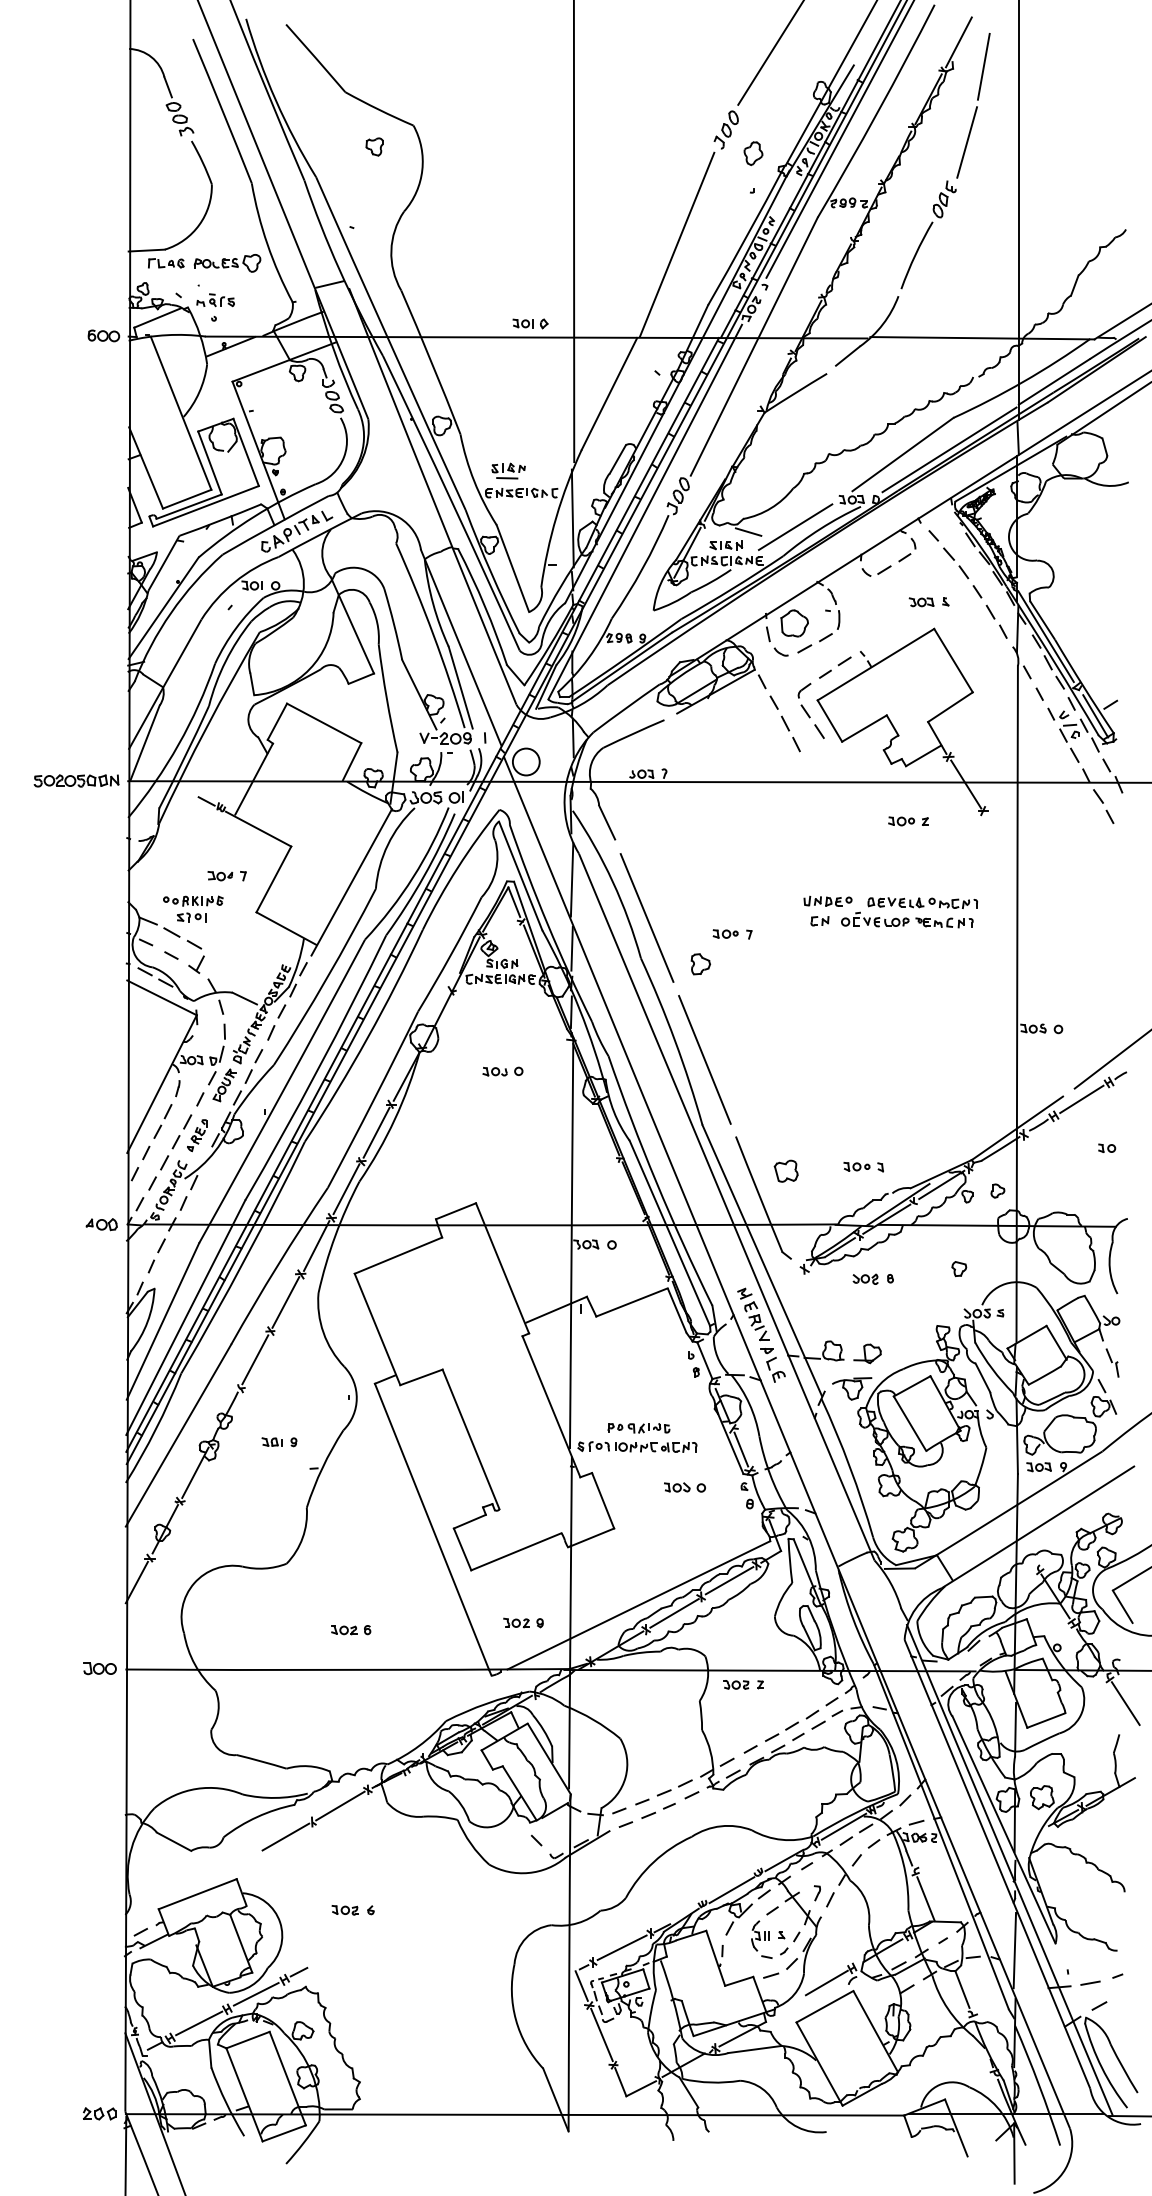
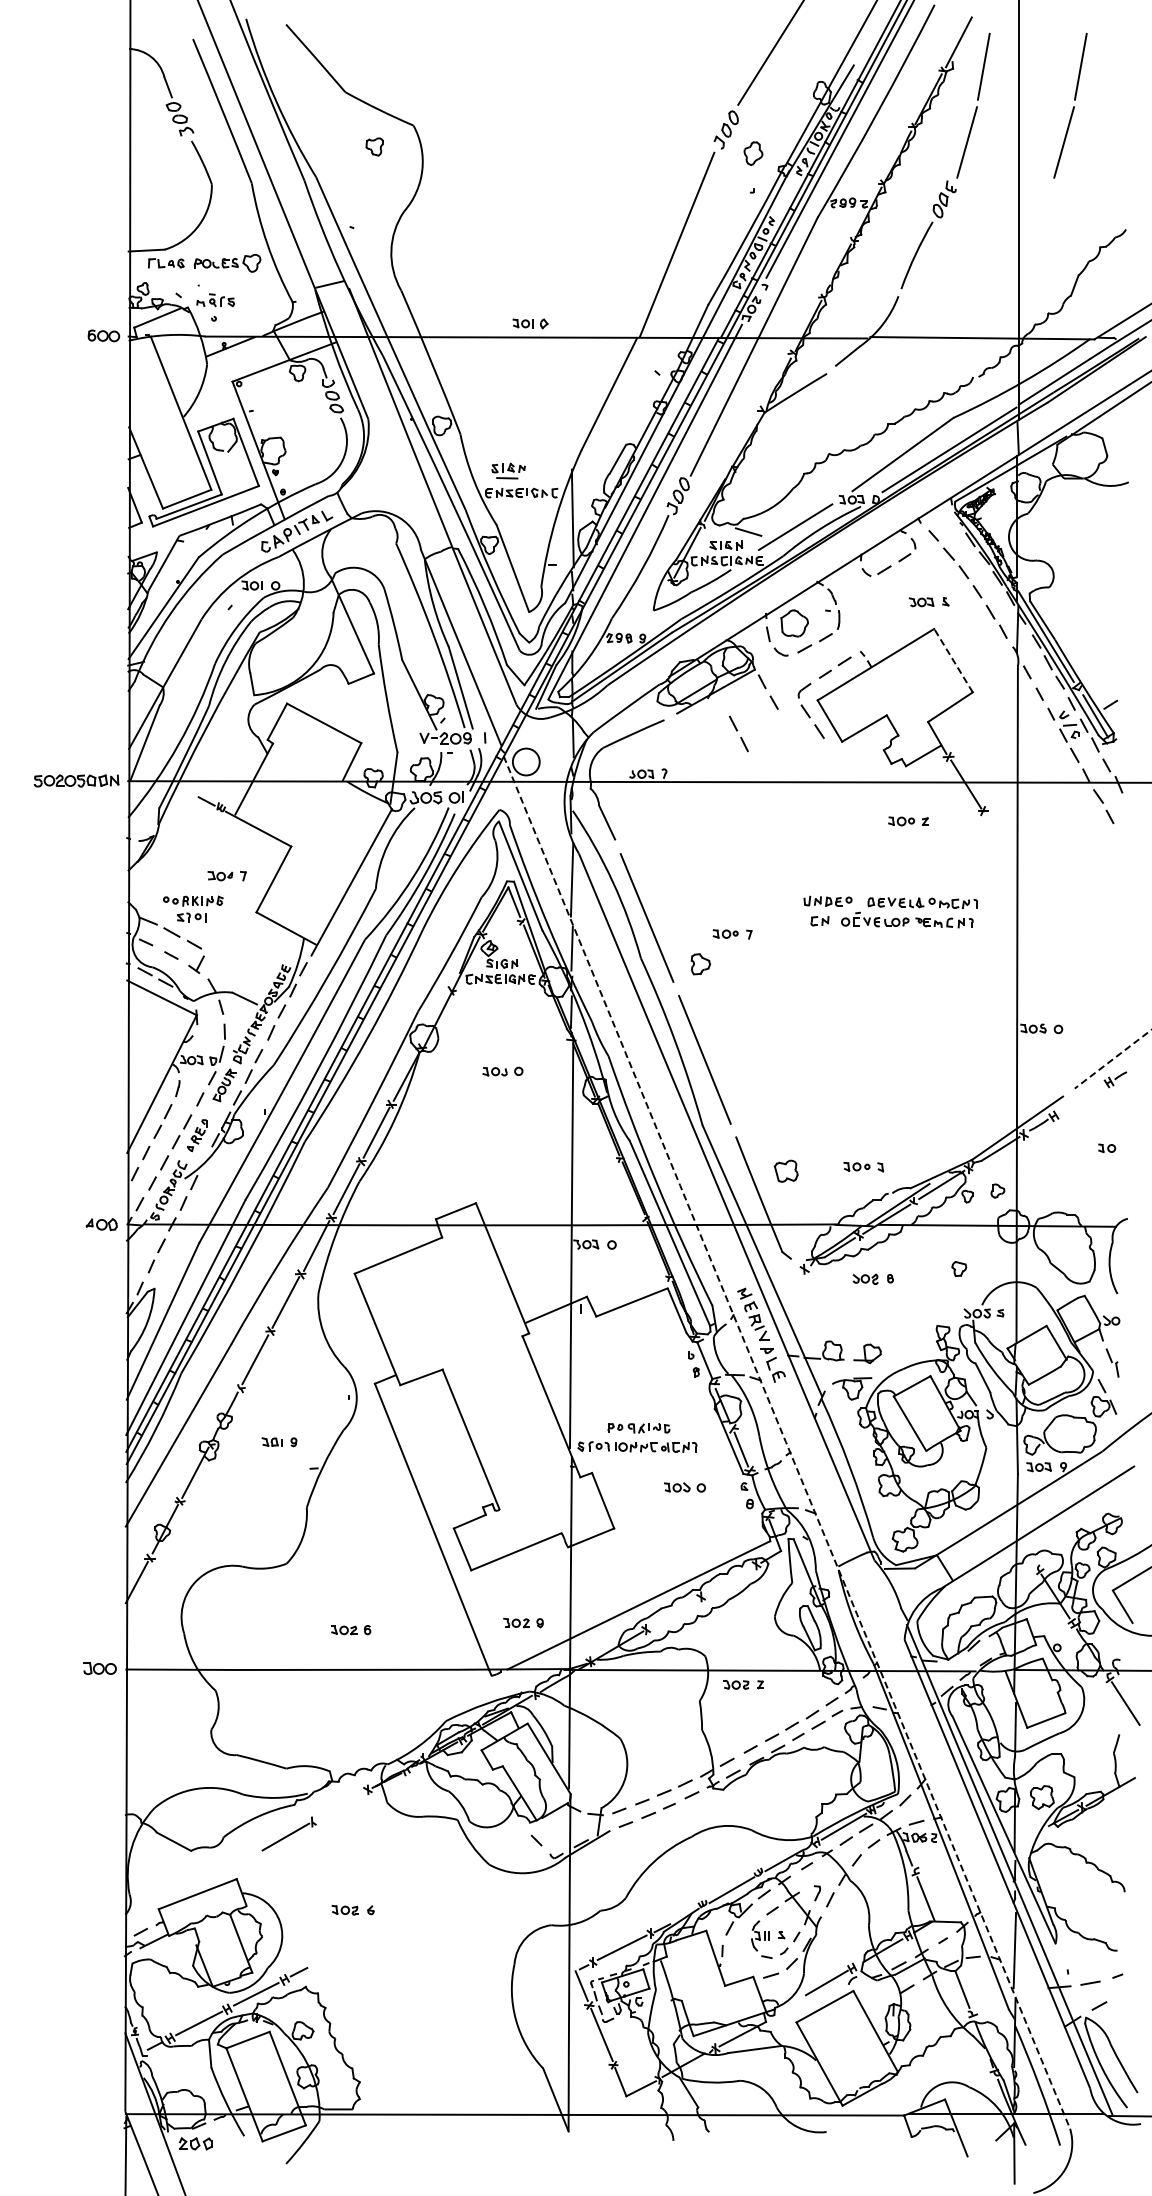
part: none -> present (1070, 105)
line: present -> none (573, 232)
line: solid -> dashed (953, 660)
line position: (789, 731) -> (737, 731) (737, 731)
line: solid -> dashed (1112, 1059)
line: present -> none (1081, 1099)
arc: solid -> dashed (786, 1442)
line: present -> none (729, 1580)
line: present -> none (674, 1613)
line: present -> none (340, 1805)
part position: (99, 2113) -> (195, 2143) (195, 2143)
